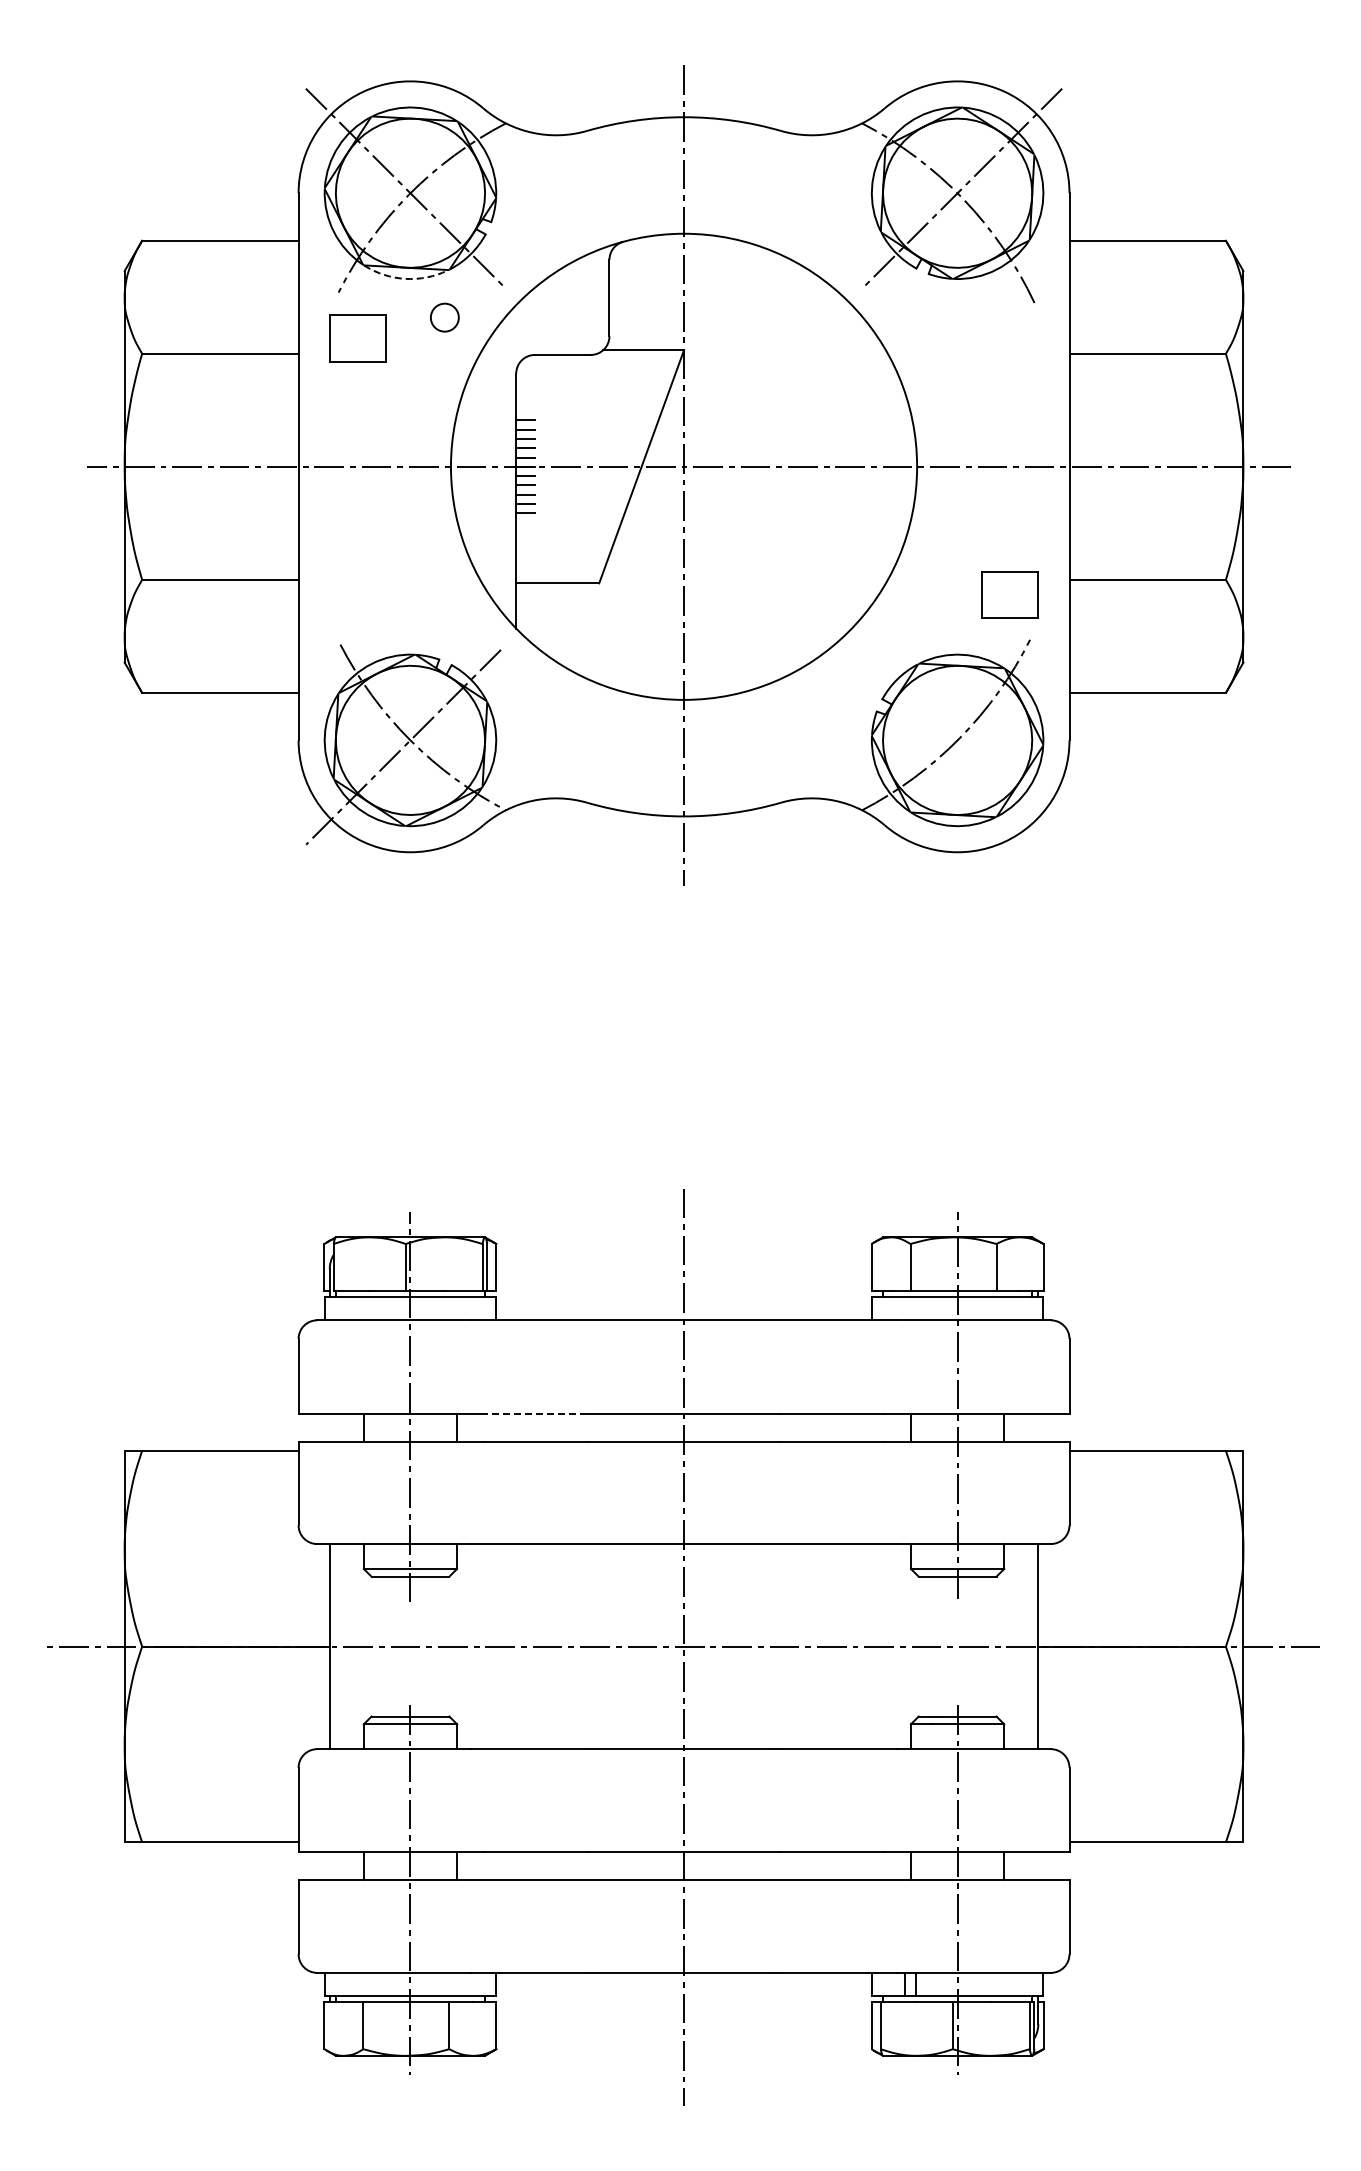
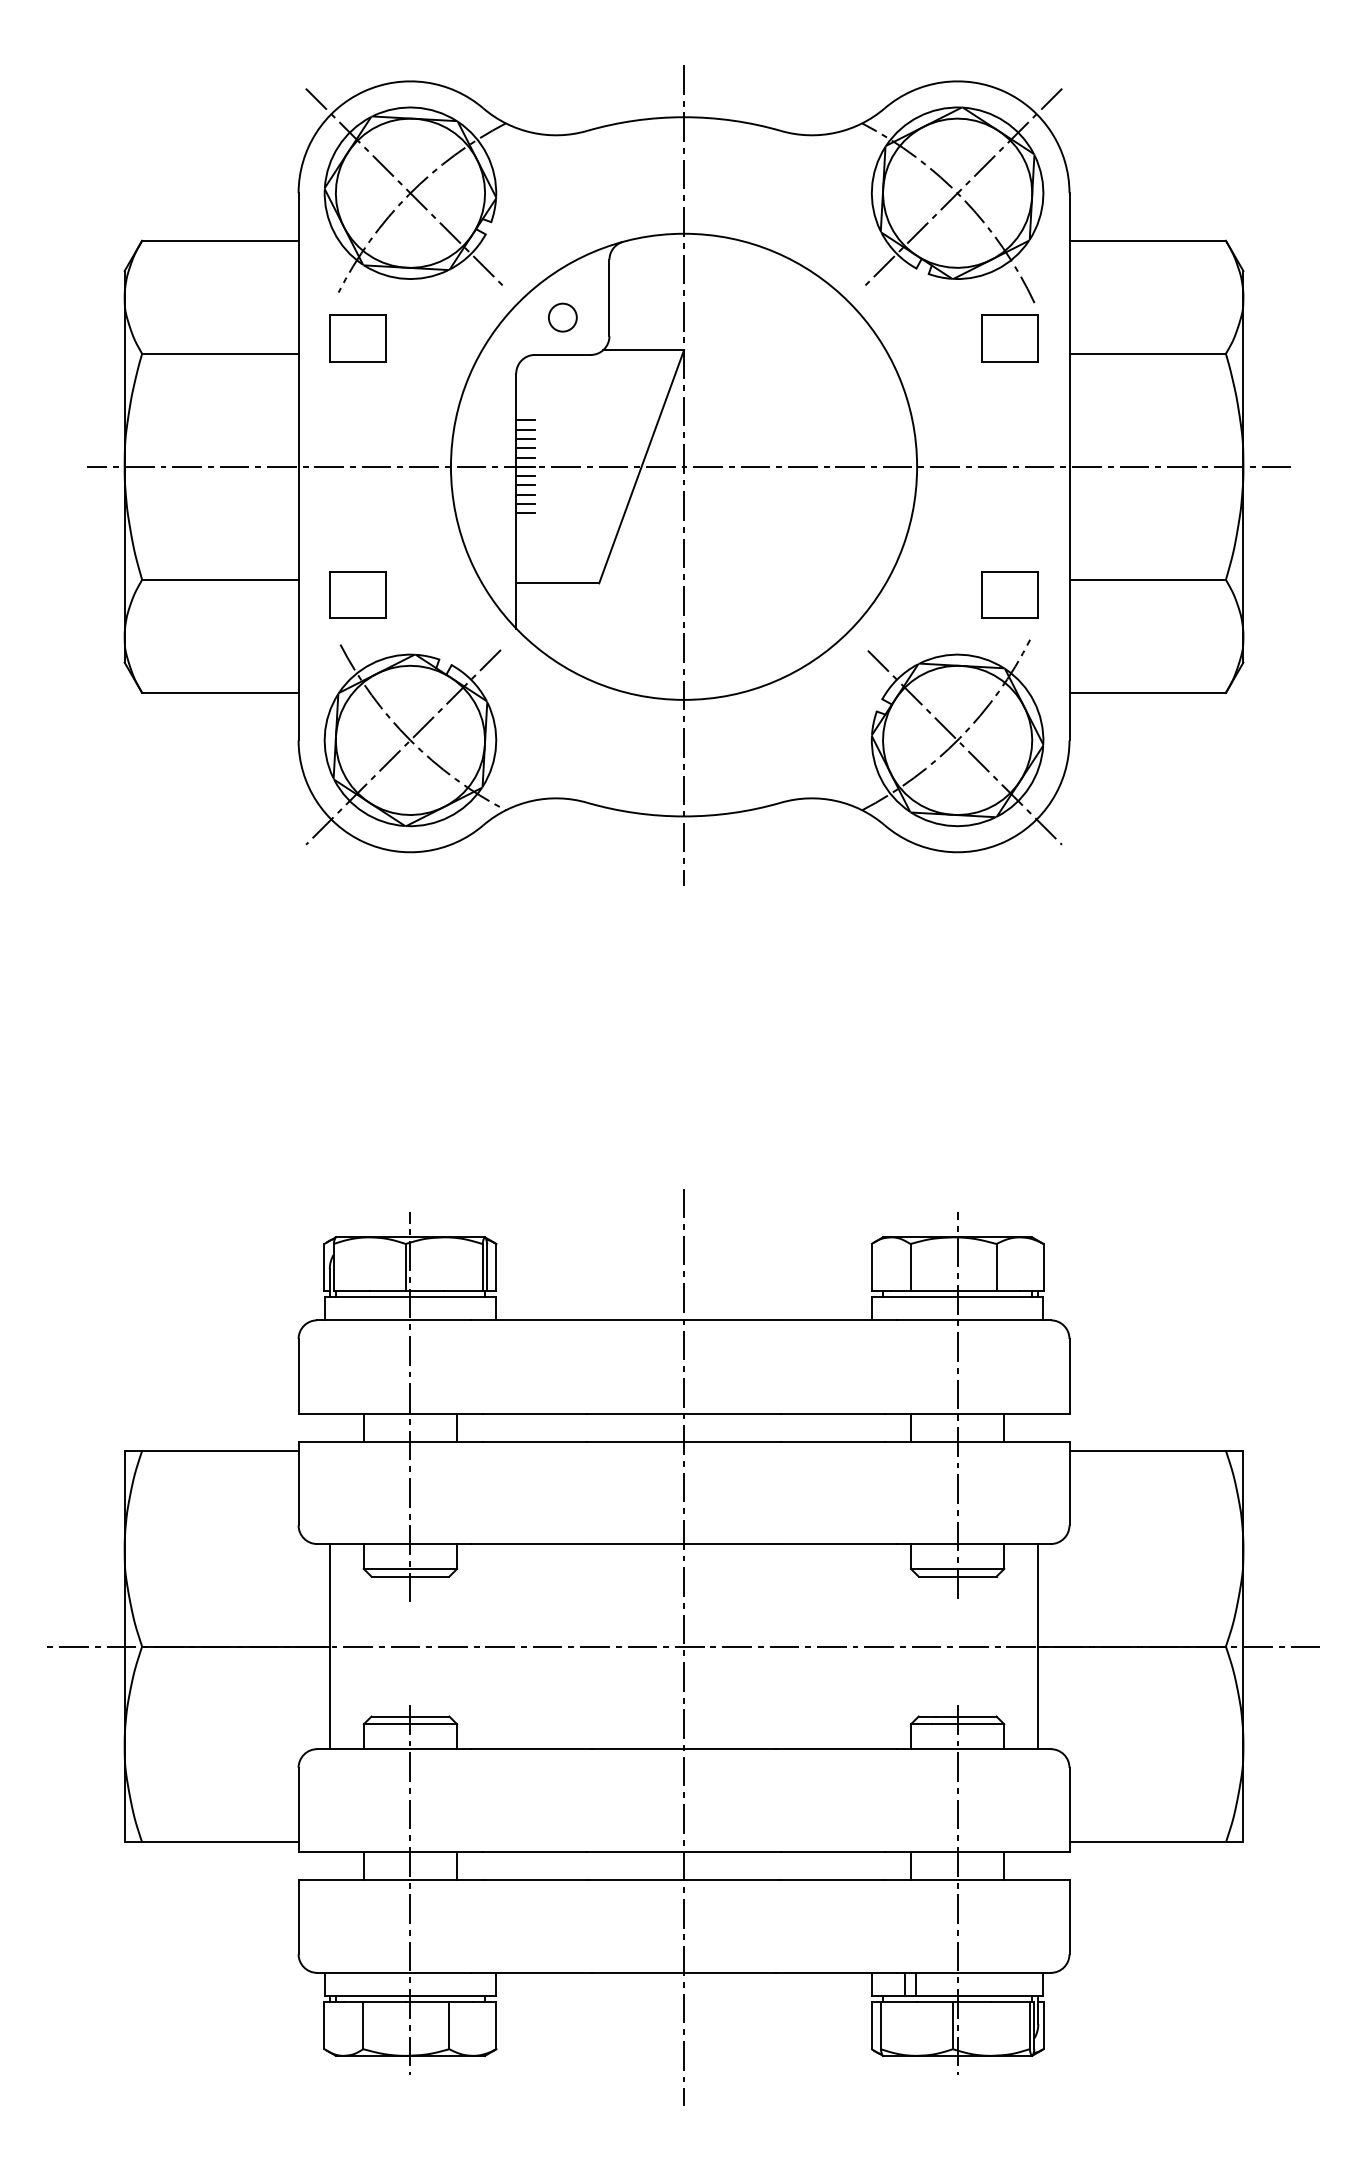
arc: dashed -> solid (405, 278)
circle position: (444, 317) -> (562, 317) (562, 317)
part: none -> present (1009, 338)
part: none -> present (357, 594)
line: none -> present (964, 747)
line: dashed -> solid (535, 1413)
